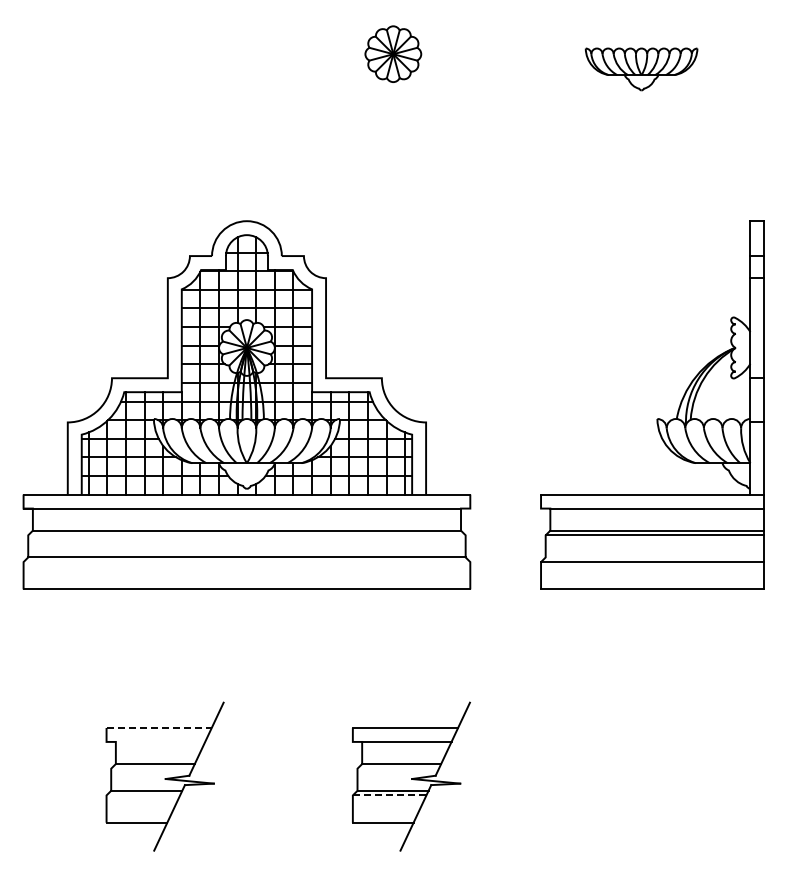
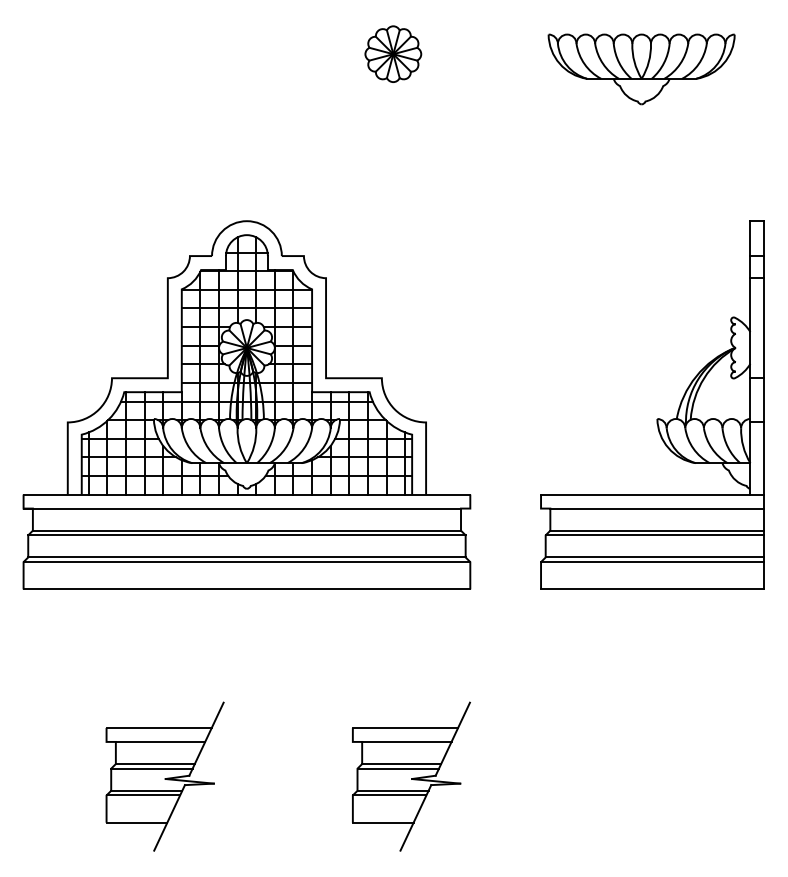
part size: 115x45 px -> 189x73 px (641, 69)
line: none -> present (246, 535)
line: none -> present (654, 557)
line: none -> present (246, 562)
line: dashed -> solid (159, 727)
line: none -> present (160, 741)
line: none -> present (151, 768)
line: none -> present (397, 768)
line: none -> present (143, 795)
line: dashed -> solid (389, 795)
